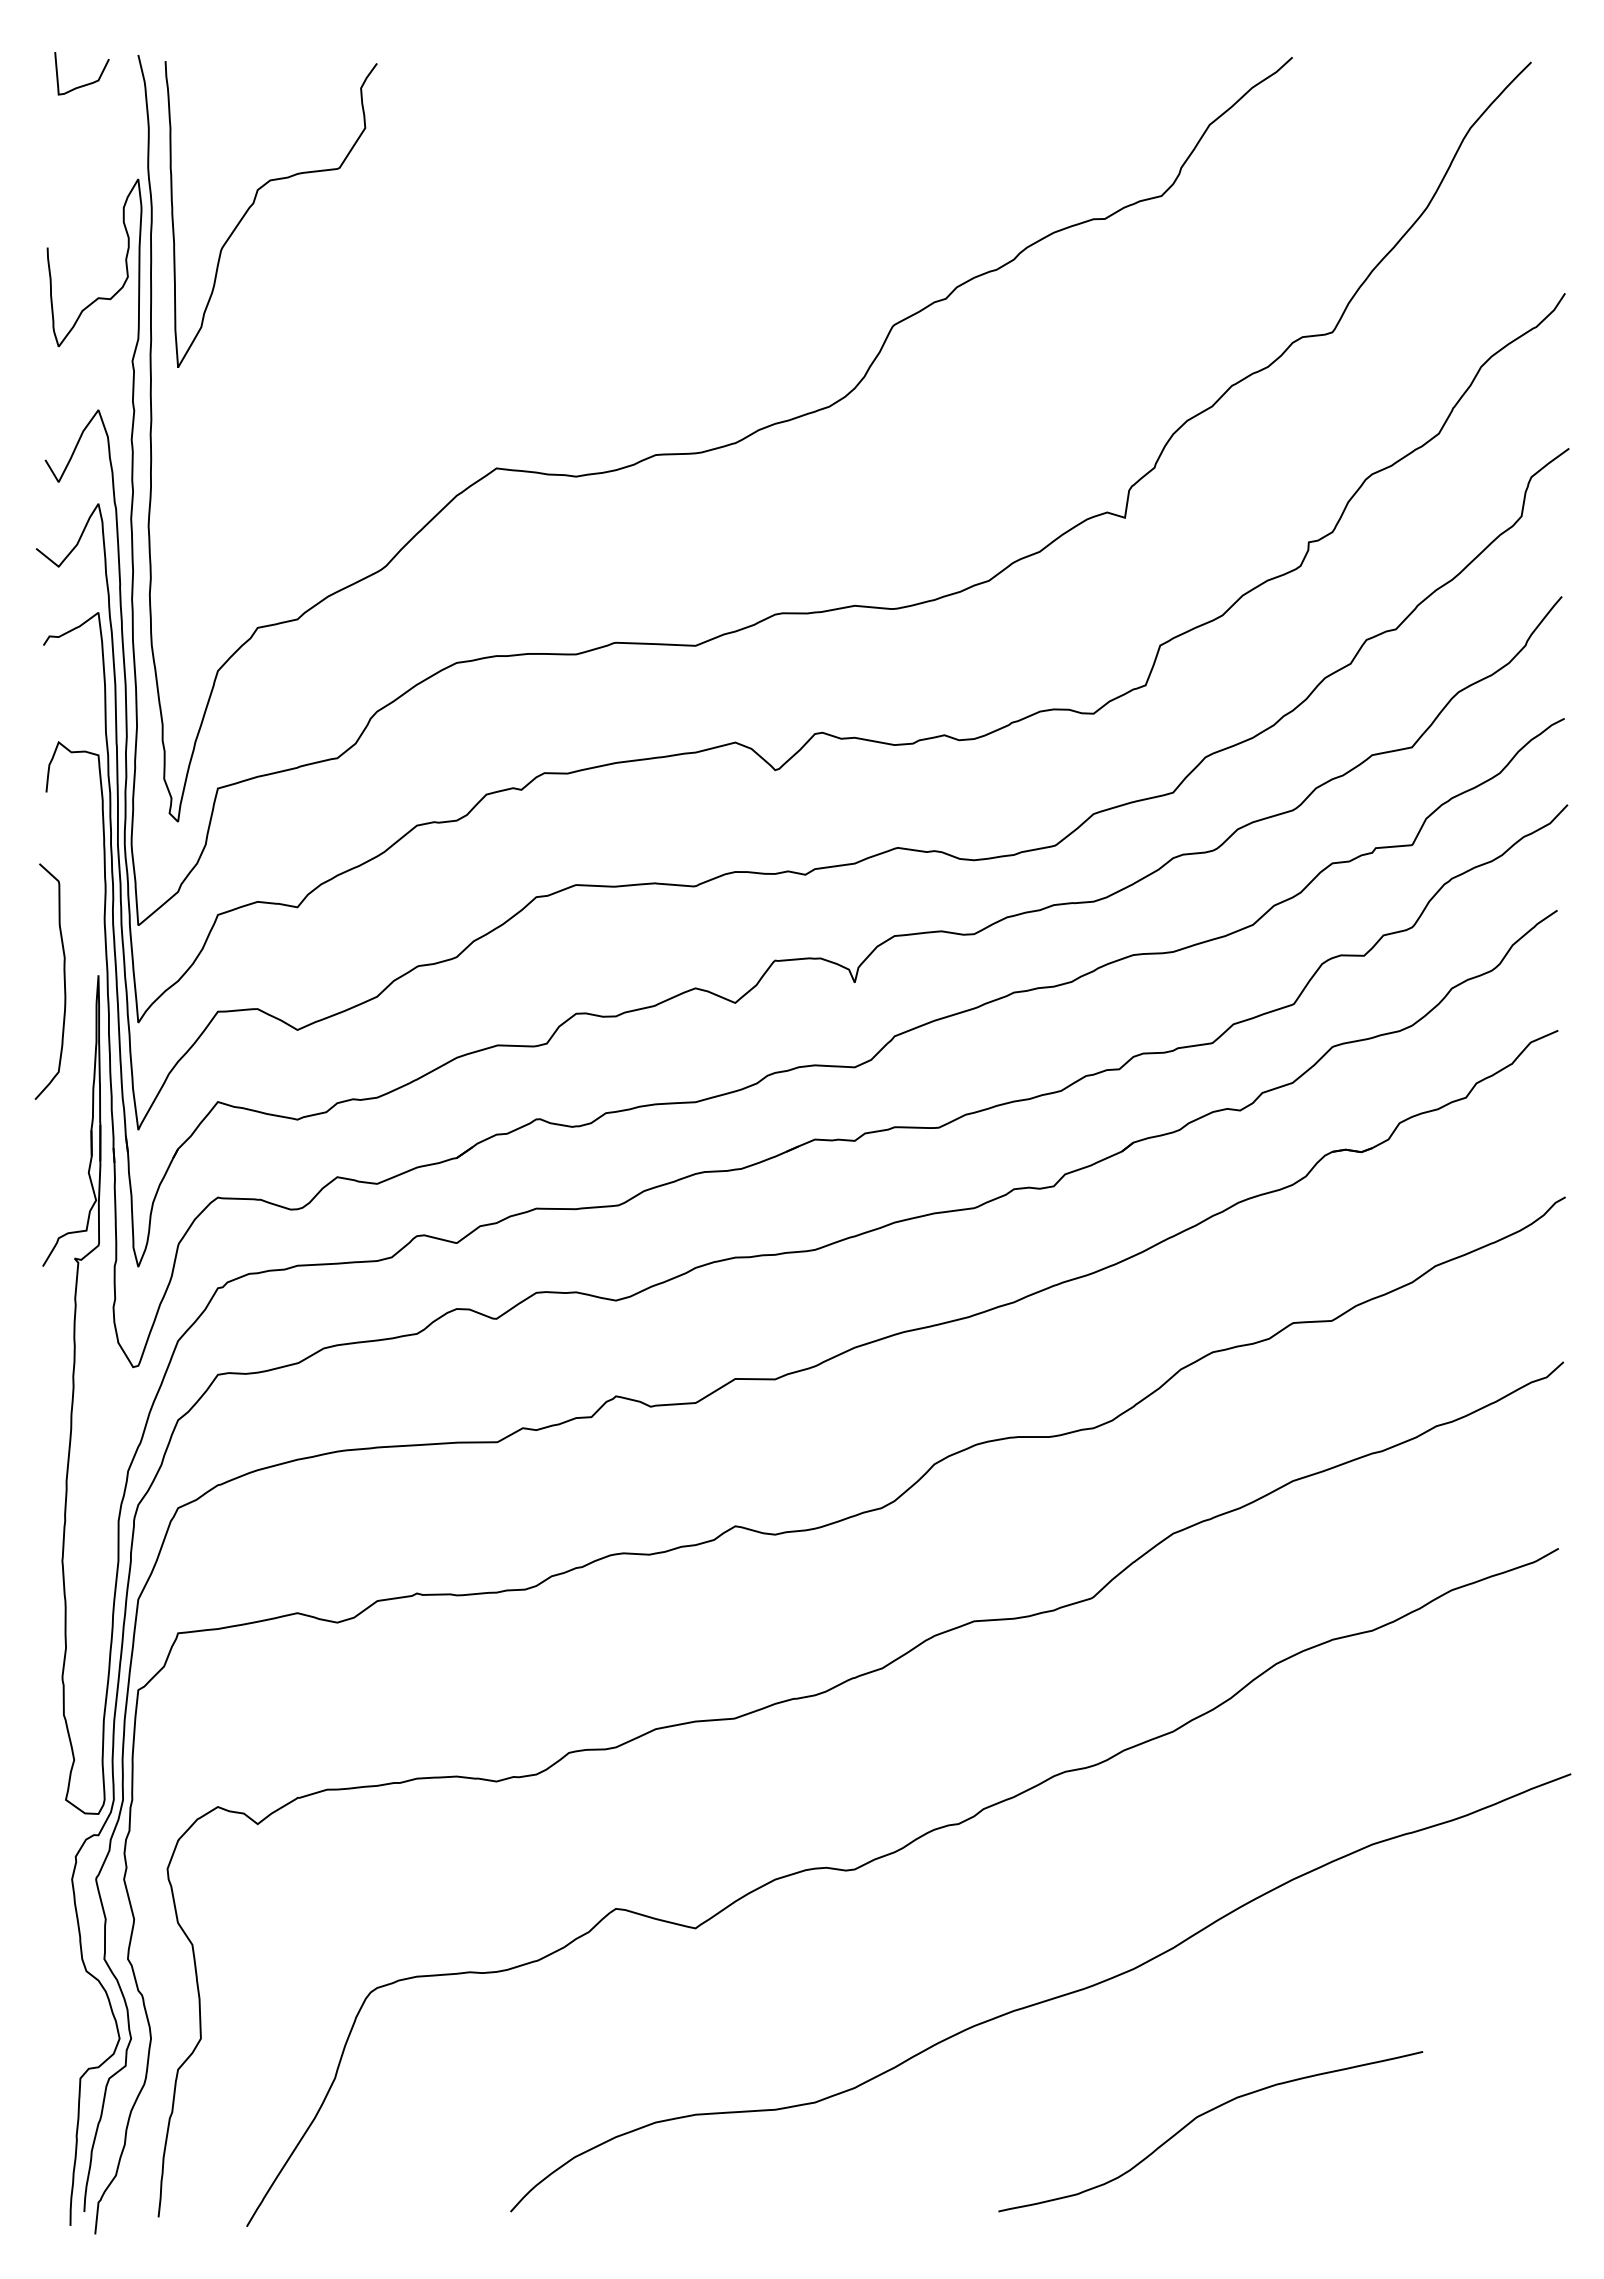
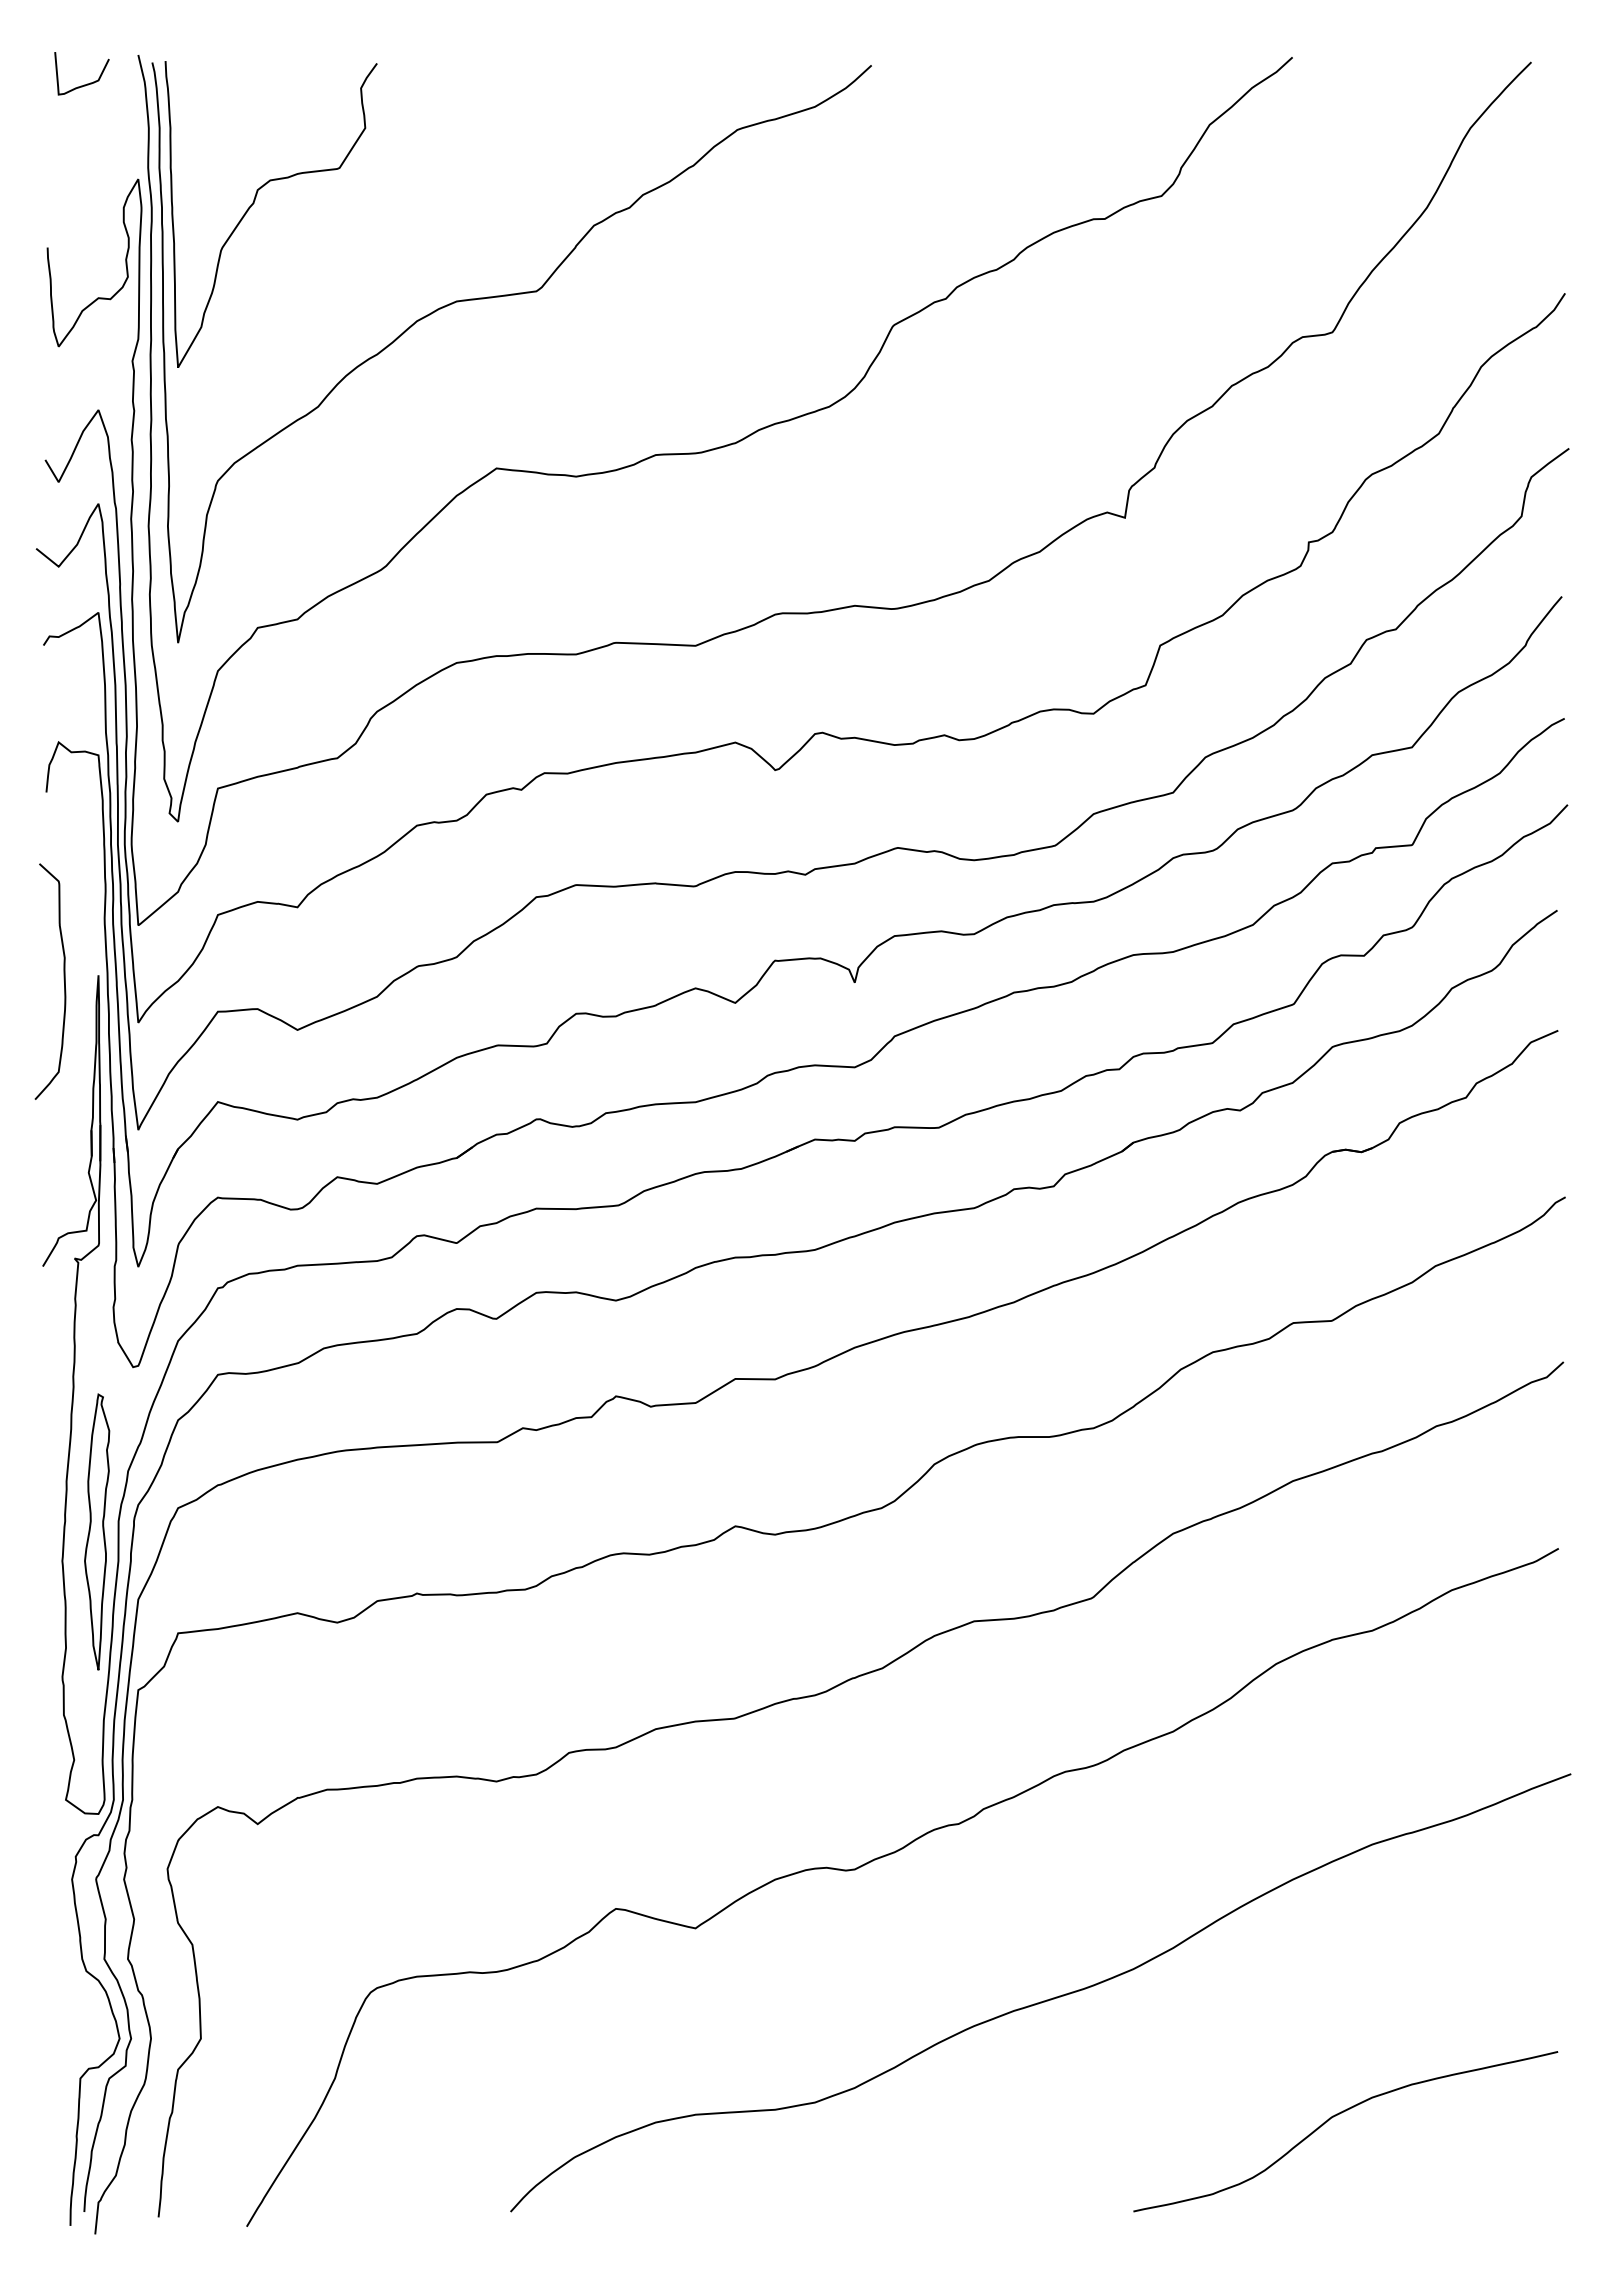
curve: none -> present (508, 296)
part: none -> present (97, 1531)
curve position: (1202, 2115) -> (1337, 2115) (1337, 2115)
